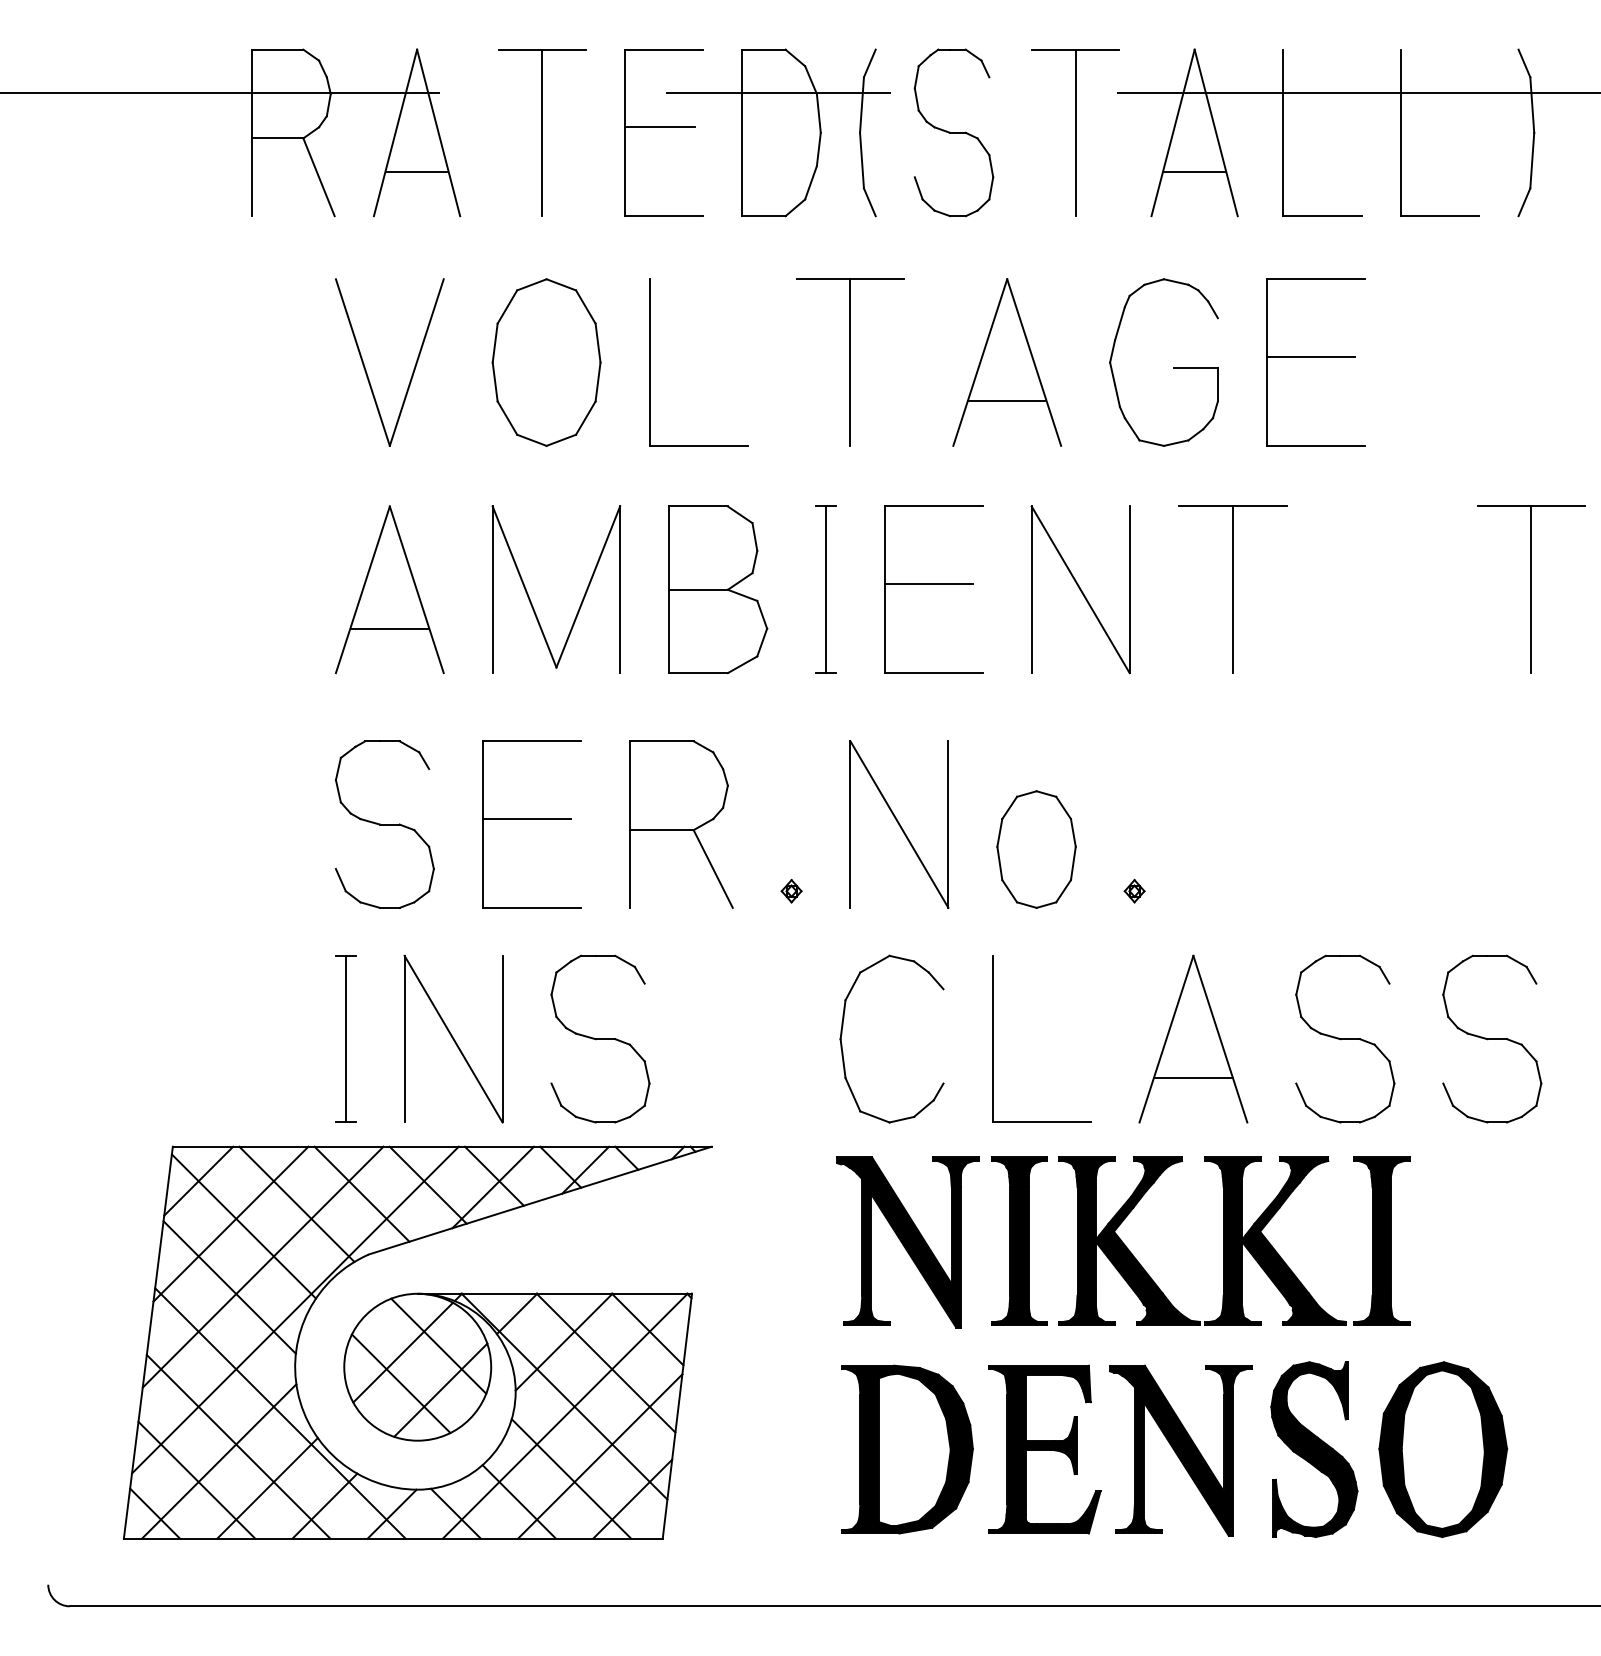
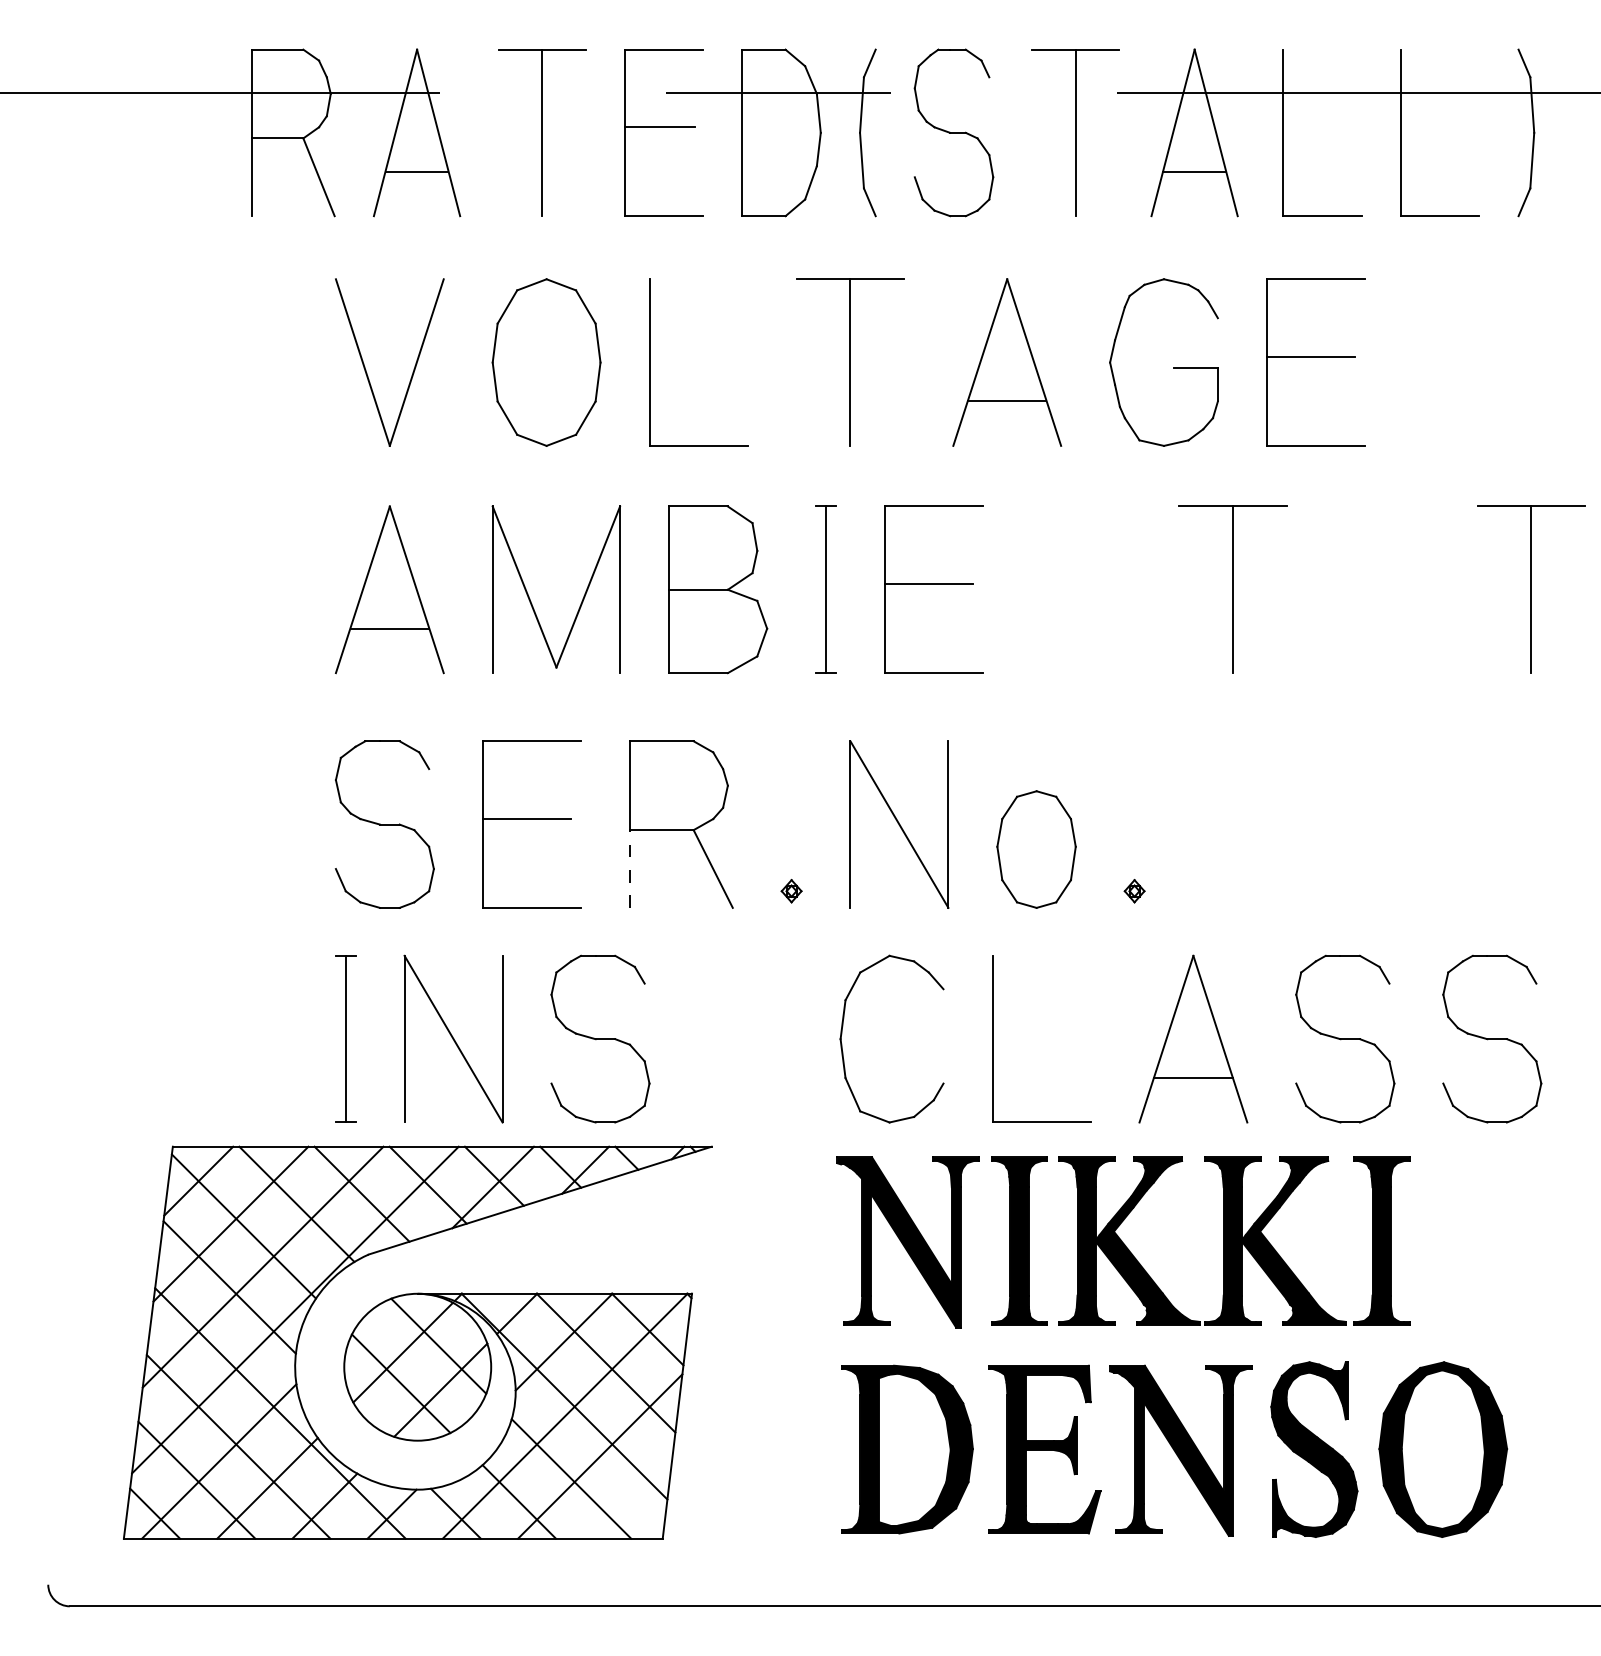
part: present -> none (1080, 589)
line: solid -> dashed (629, 869)
line: present -> none (632, 1498)
